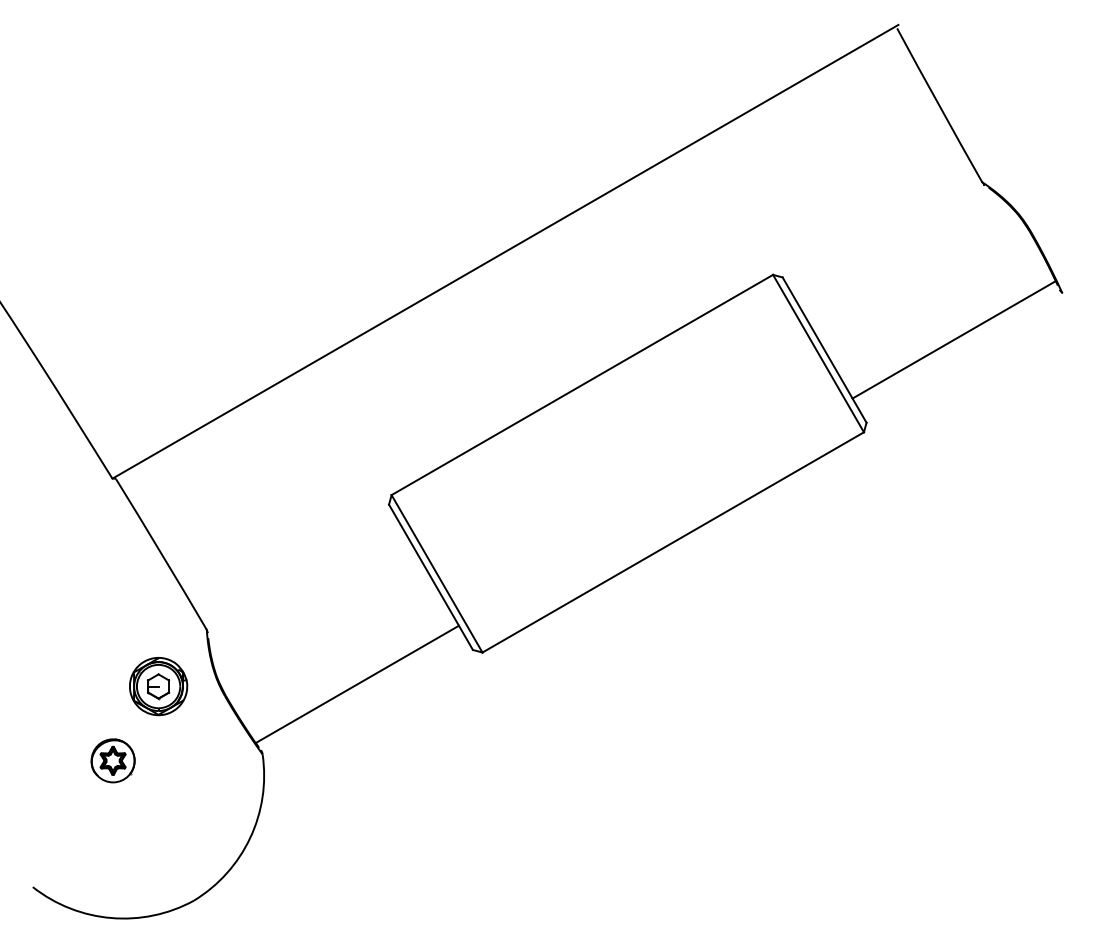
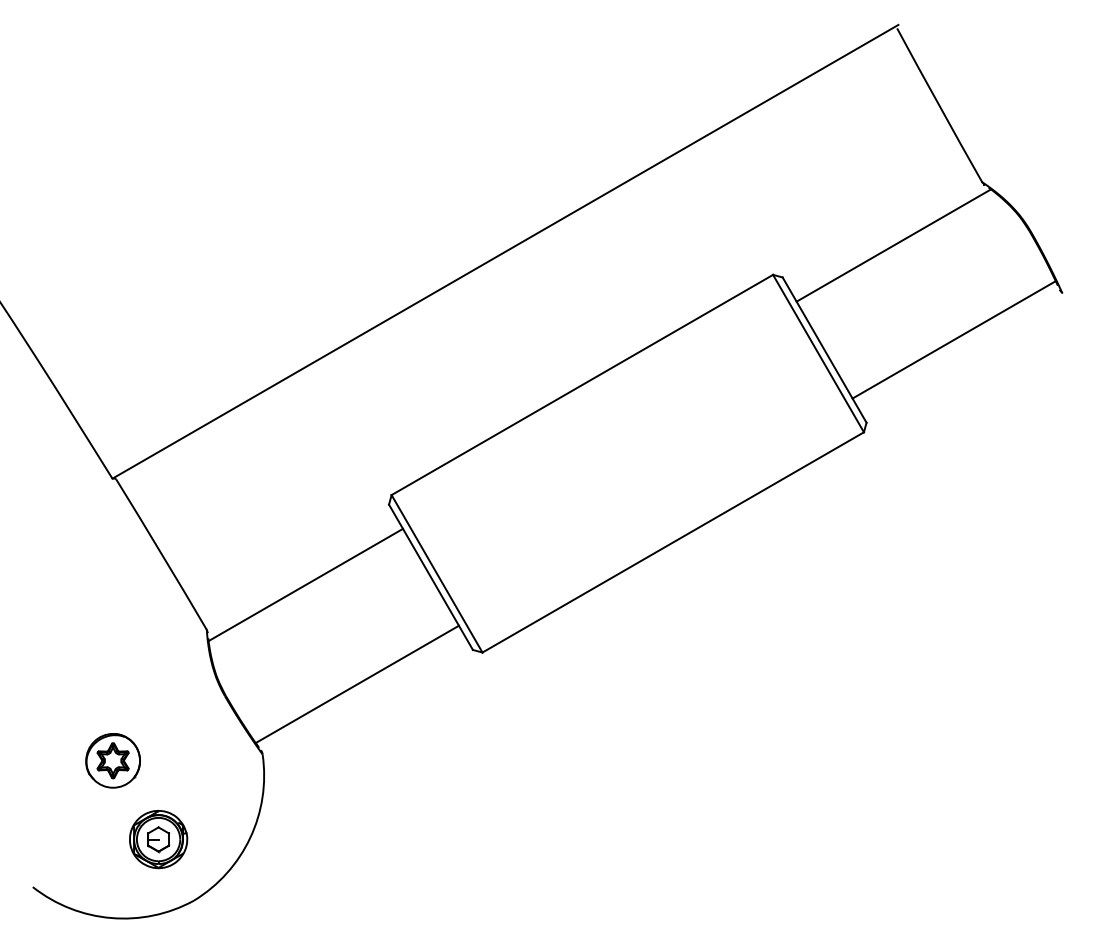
line: none -> present (893, 245)
line: none -> present (305, 584)
part position: (158, 686) -> (158, 839) (158, 839)
part size: 46x46 px -> 56x56 px (112, 760)
